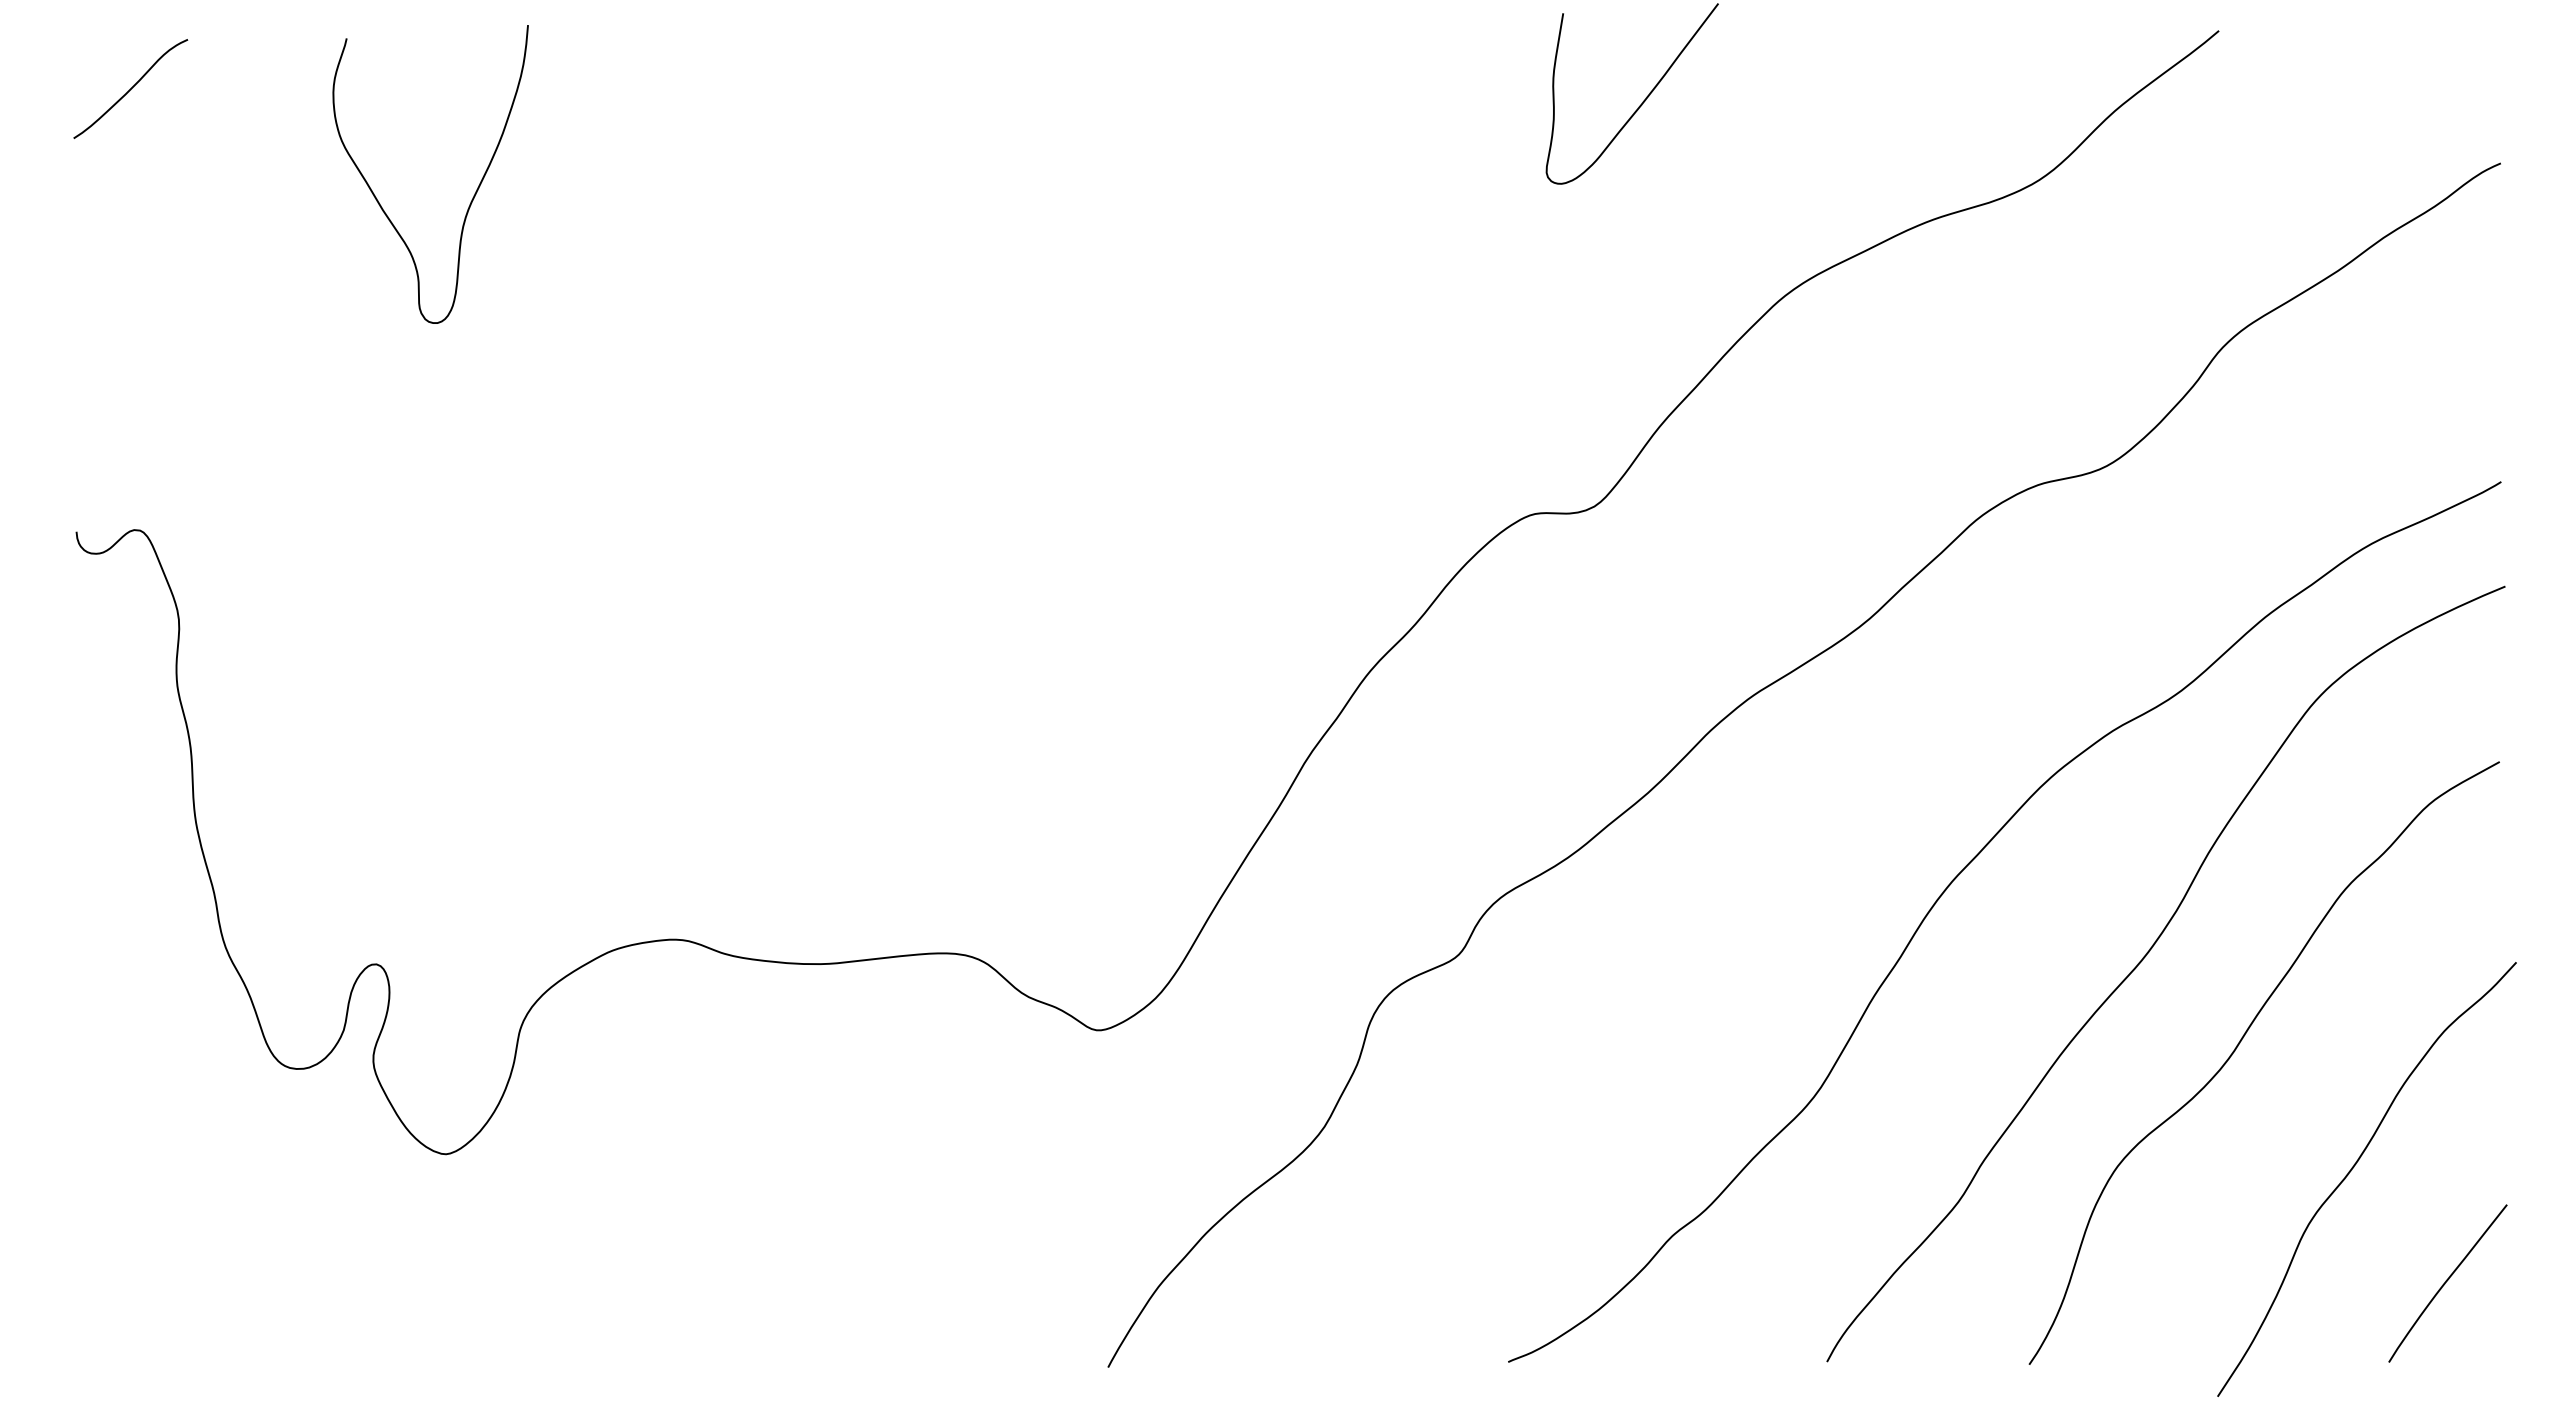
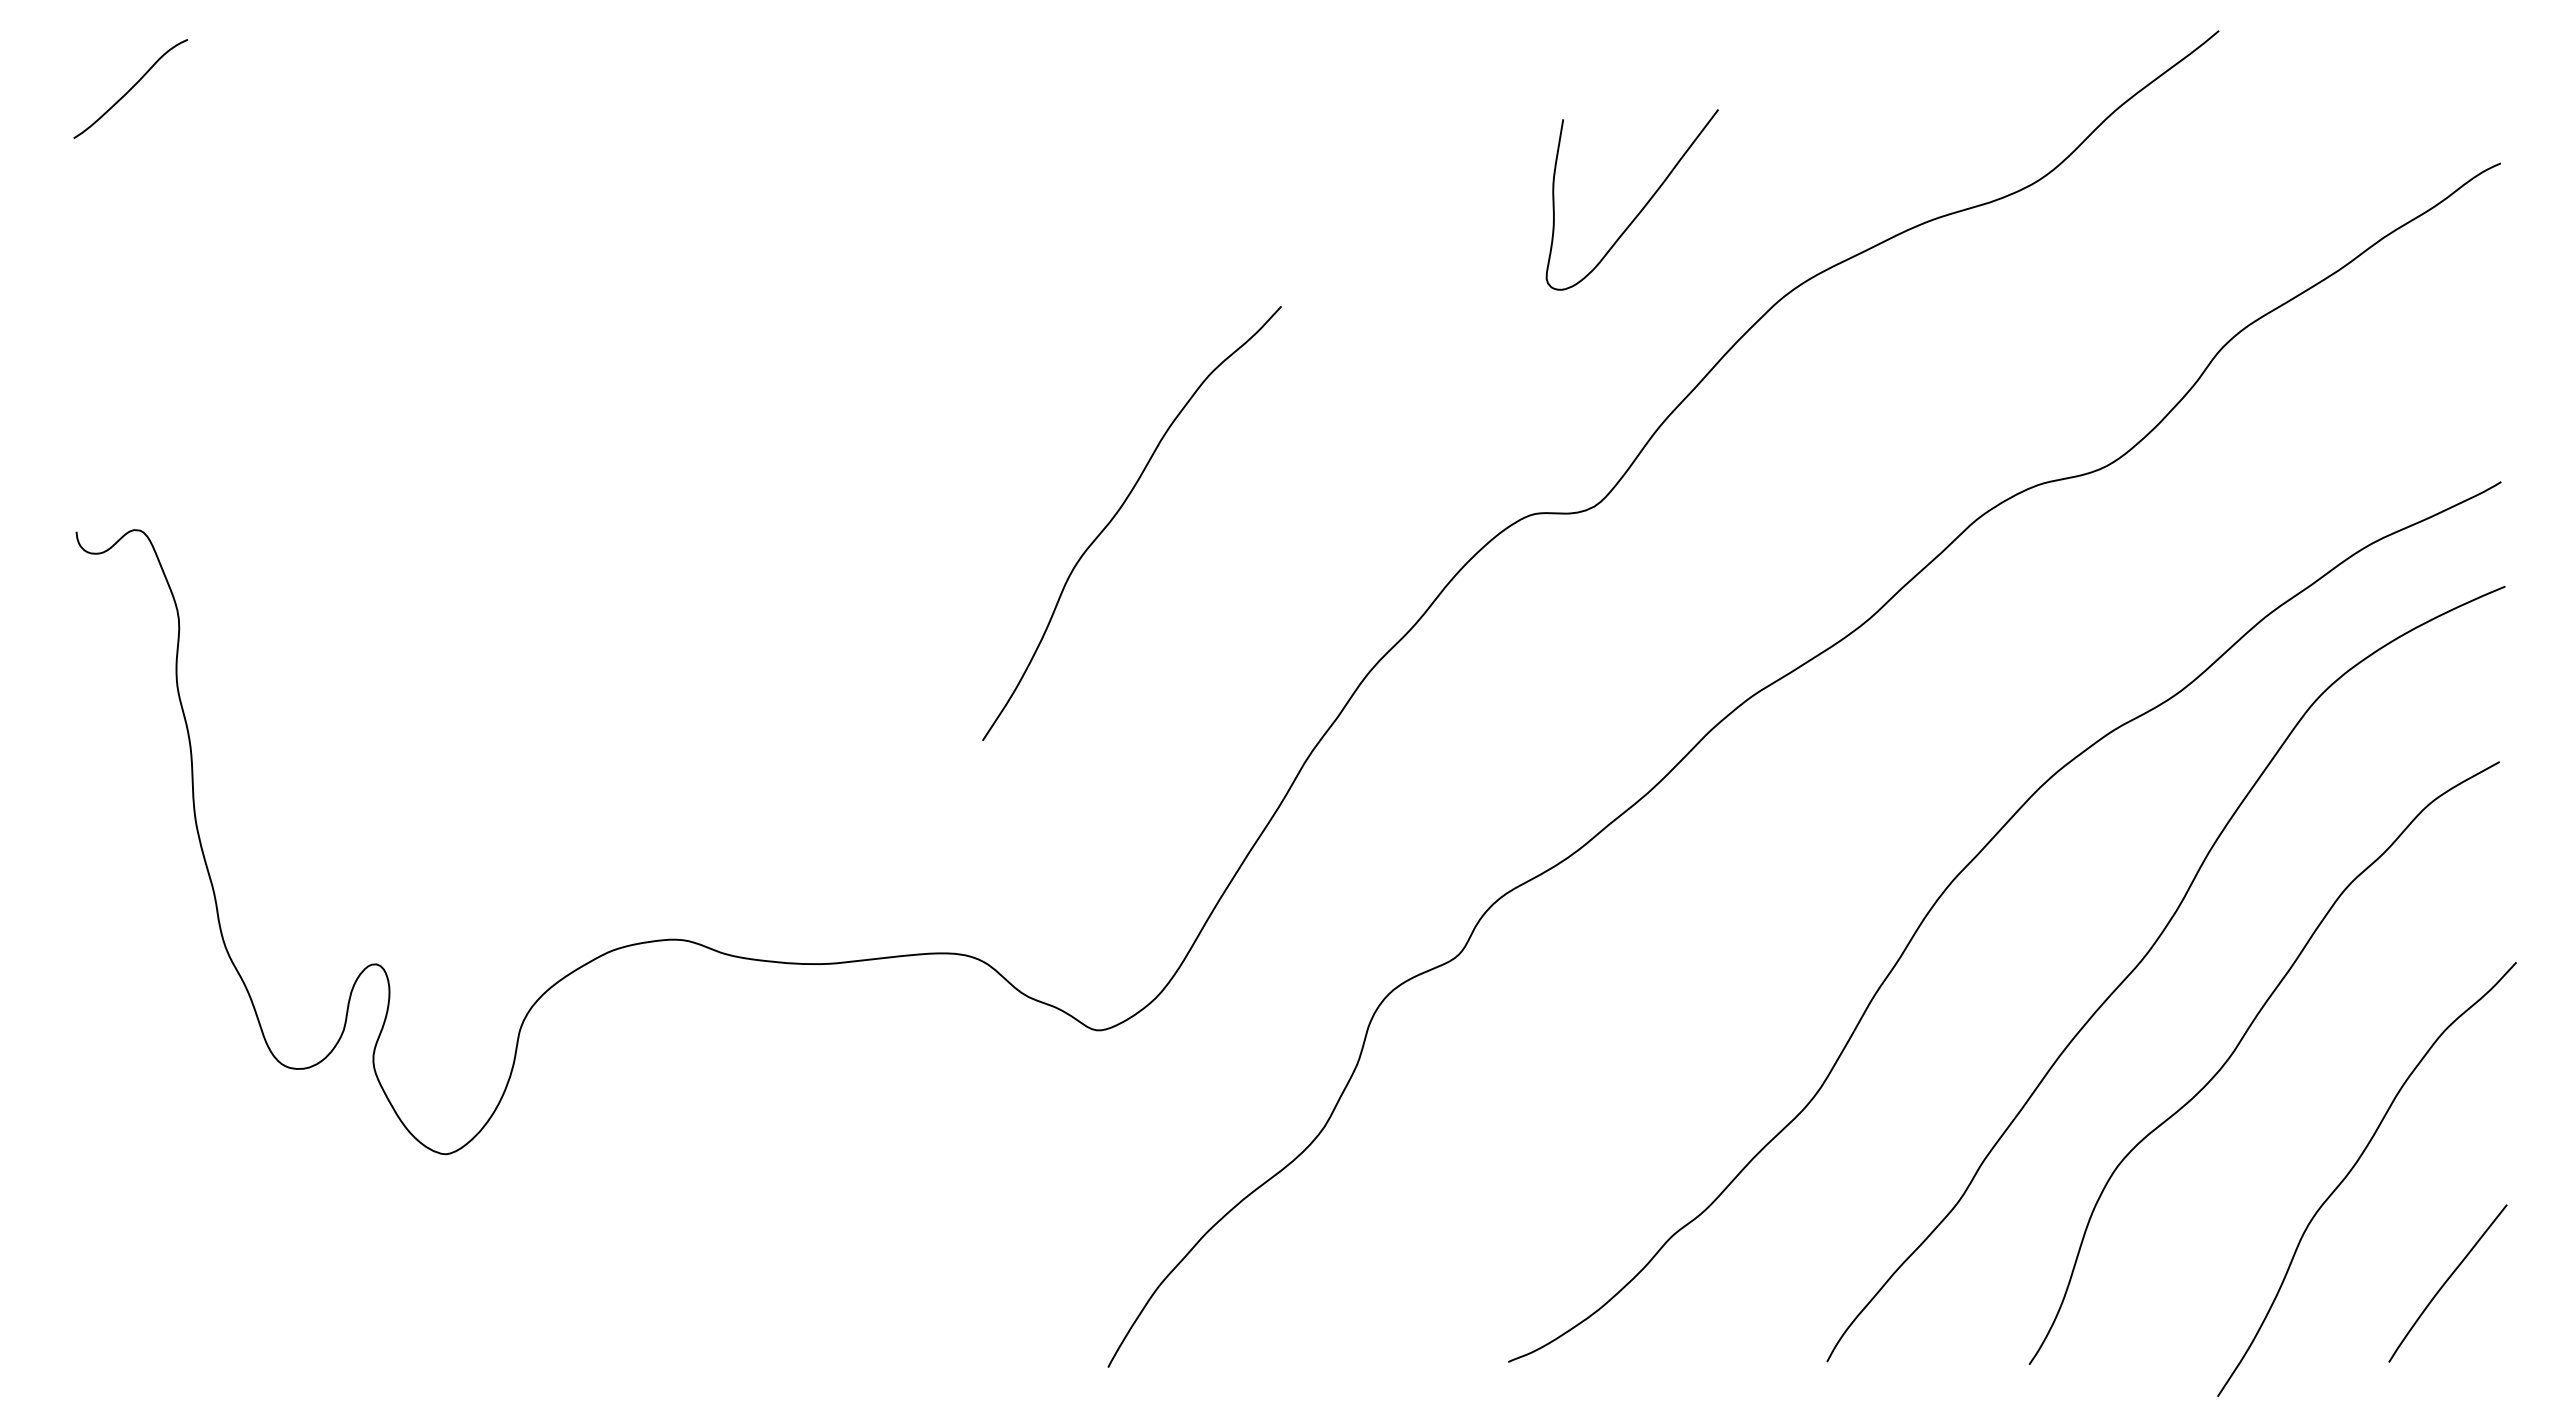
curve position: (1642, 101) -> (1642, 207) (1642, 207)
curve: present -> none (473, 195)
curve: none -> present (1119, 511)
